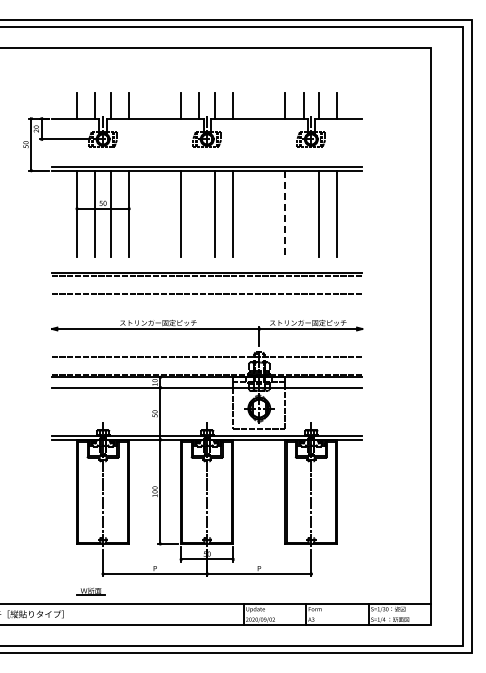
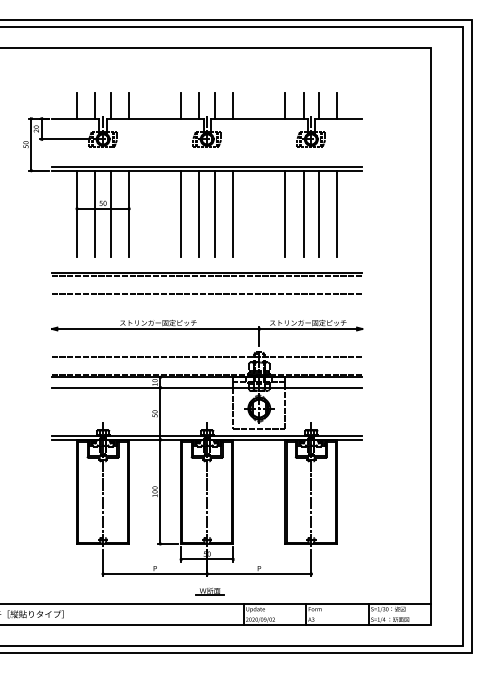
line: none -> present (199, 213)
line: dashed -> solid (285, 213)
line: none -> present (303, 213)
part position: (90, 591) -> (209, 591) (209, 591)
